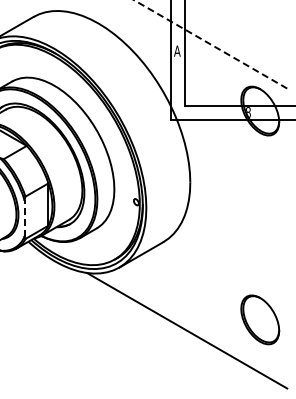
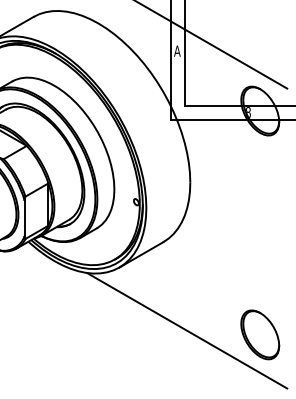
line: dashed -> solid (211, 44)
line: dashed -> solid (24, 217)
part position: (260, 319) -> (260, 334) (260, 334)
